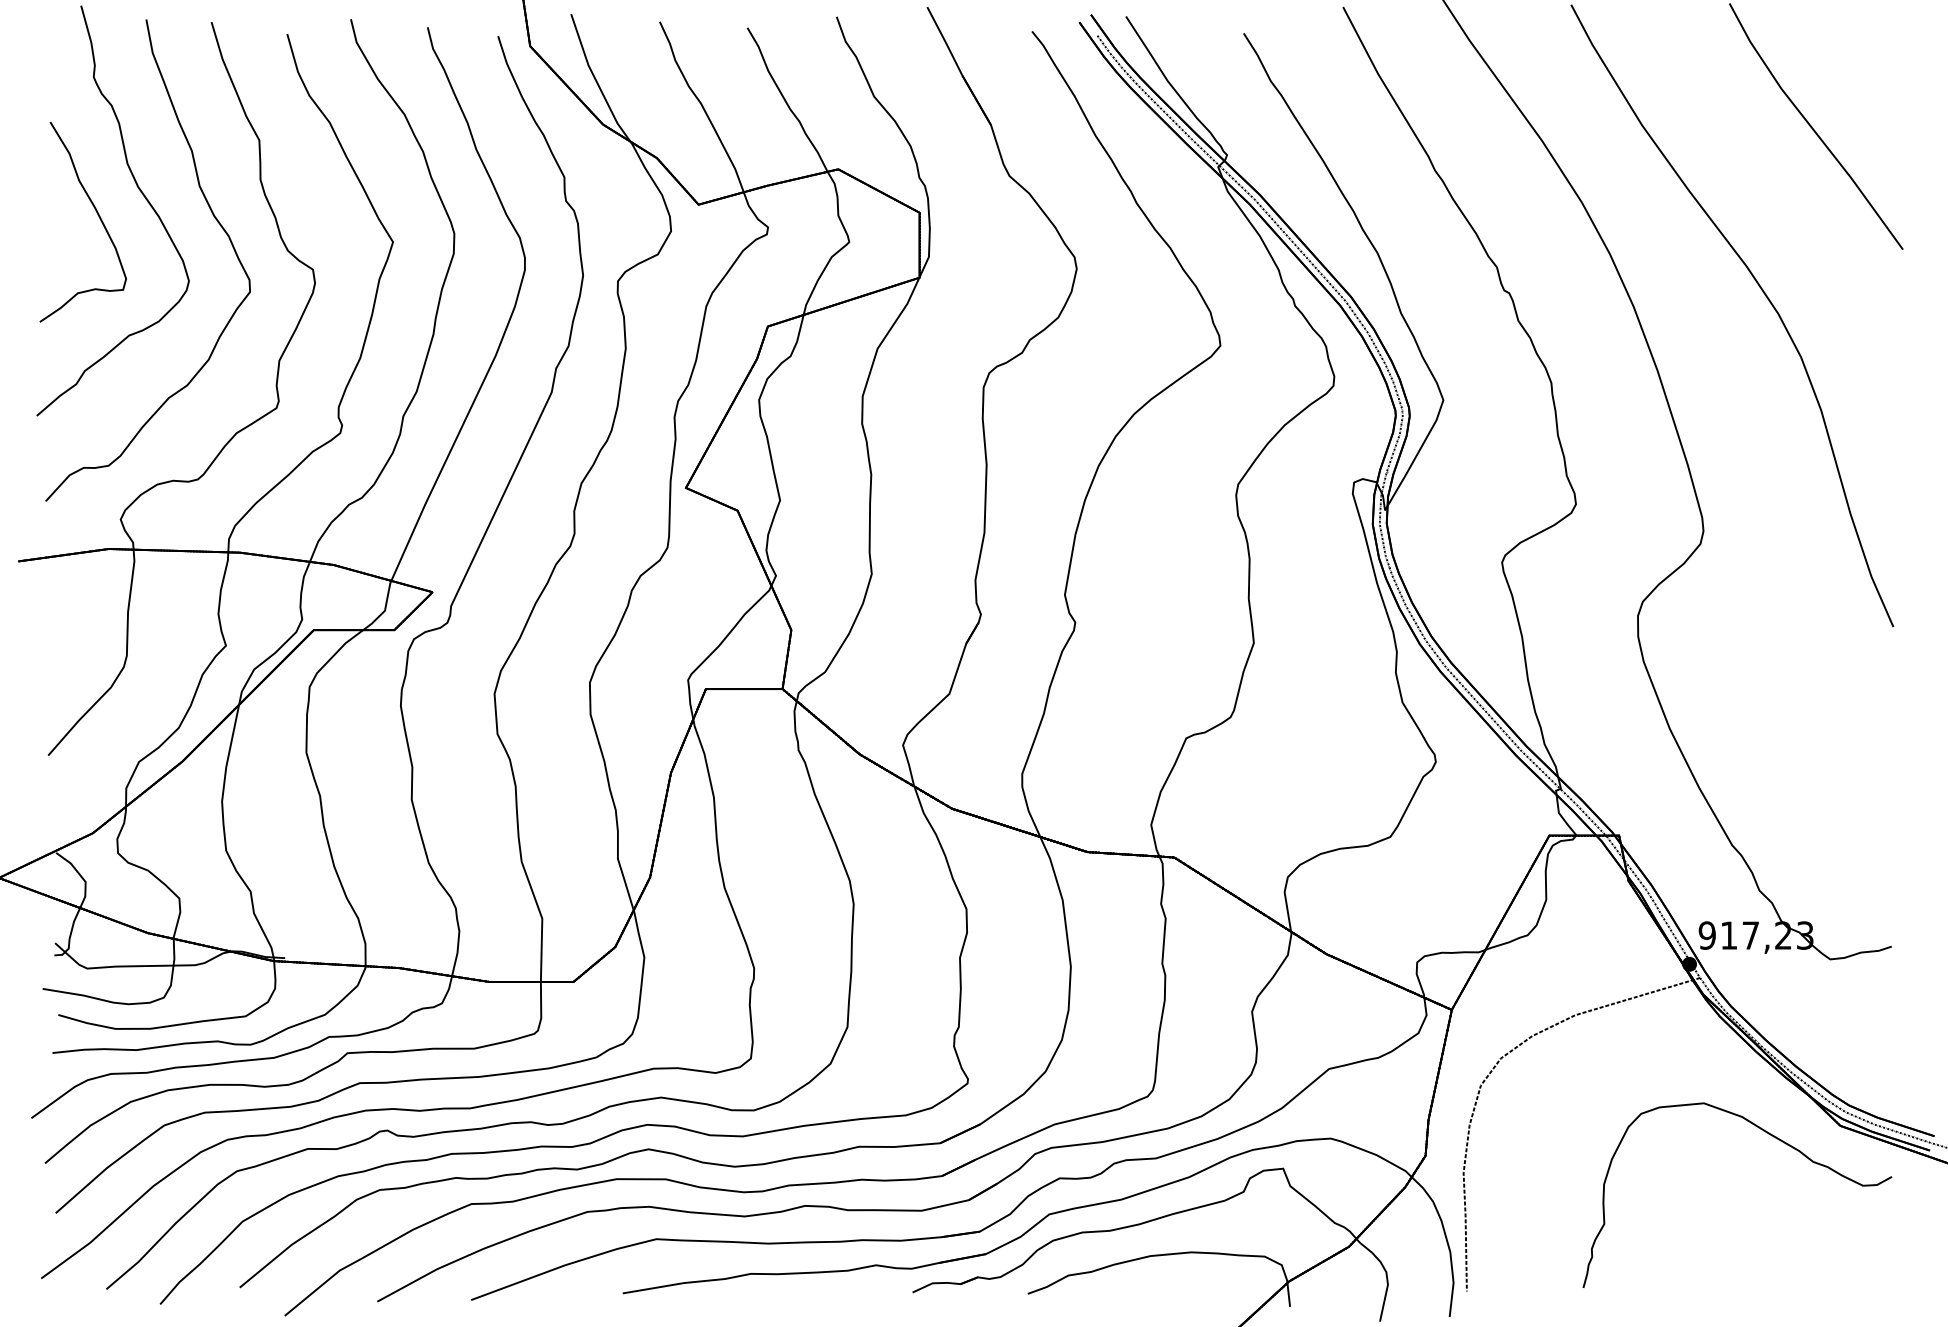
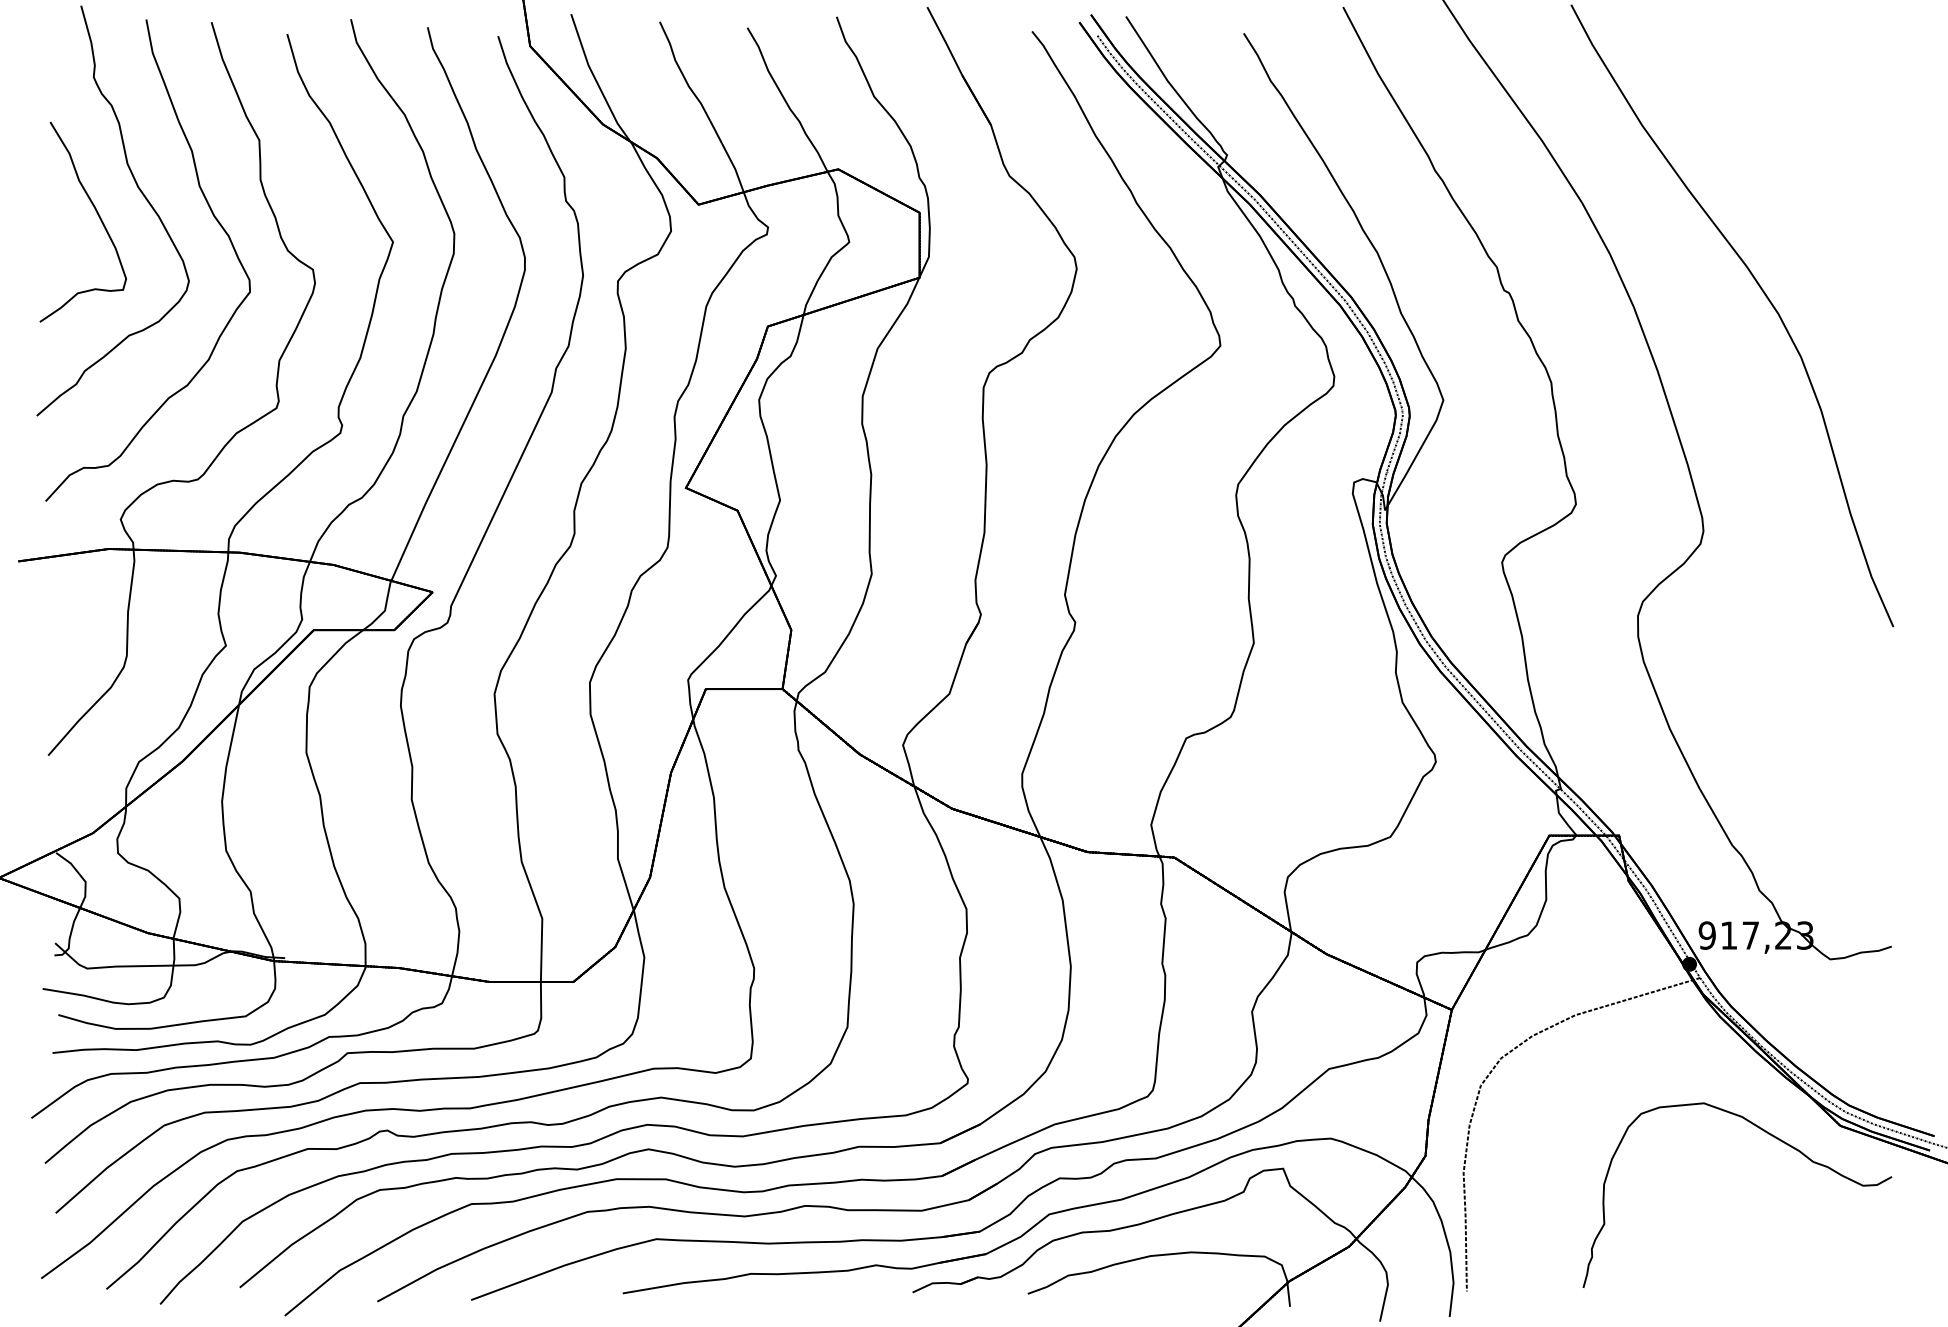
line: present -> none (1813, 128)
